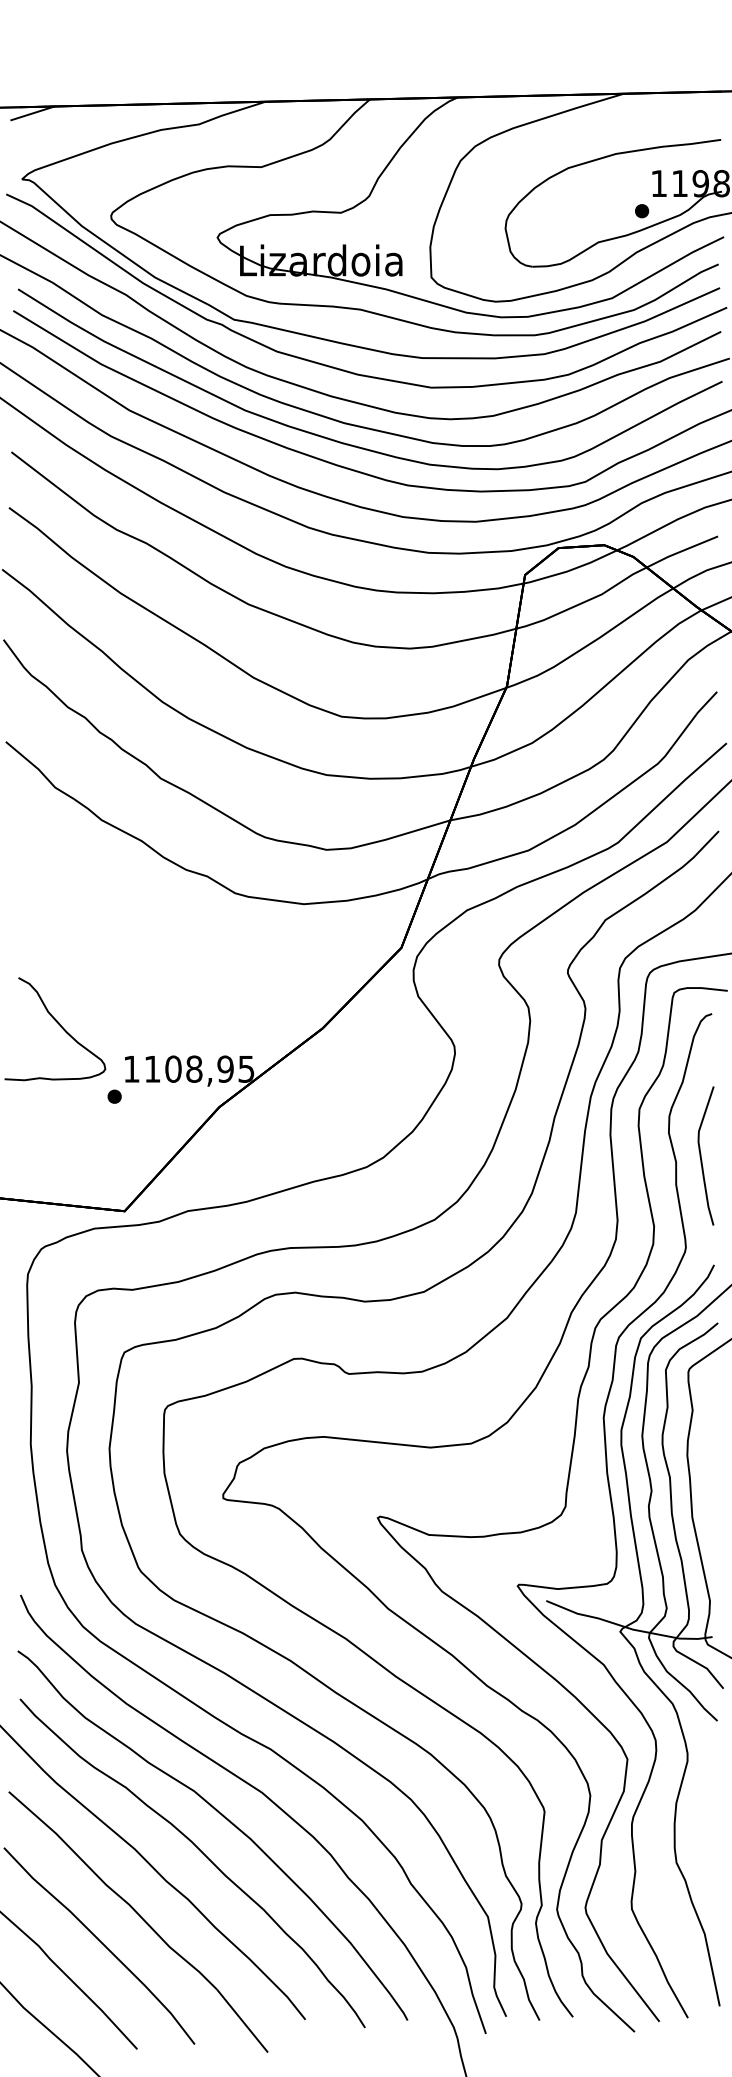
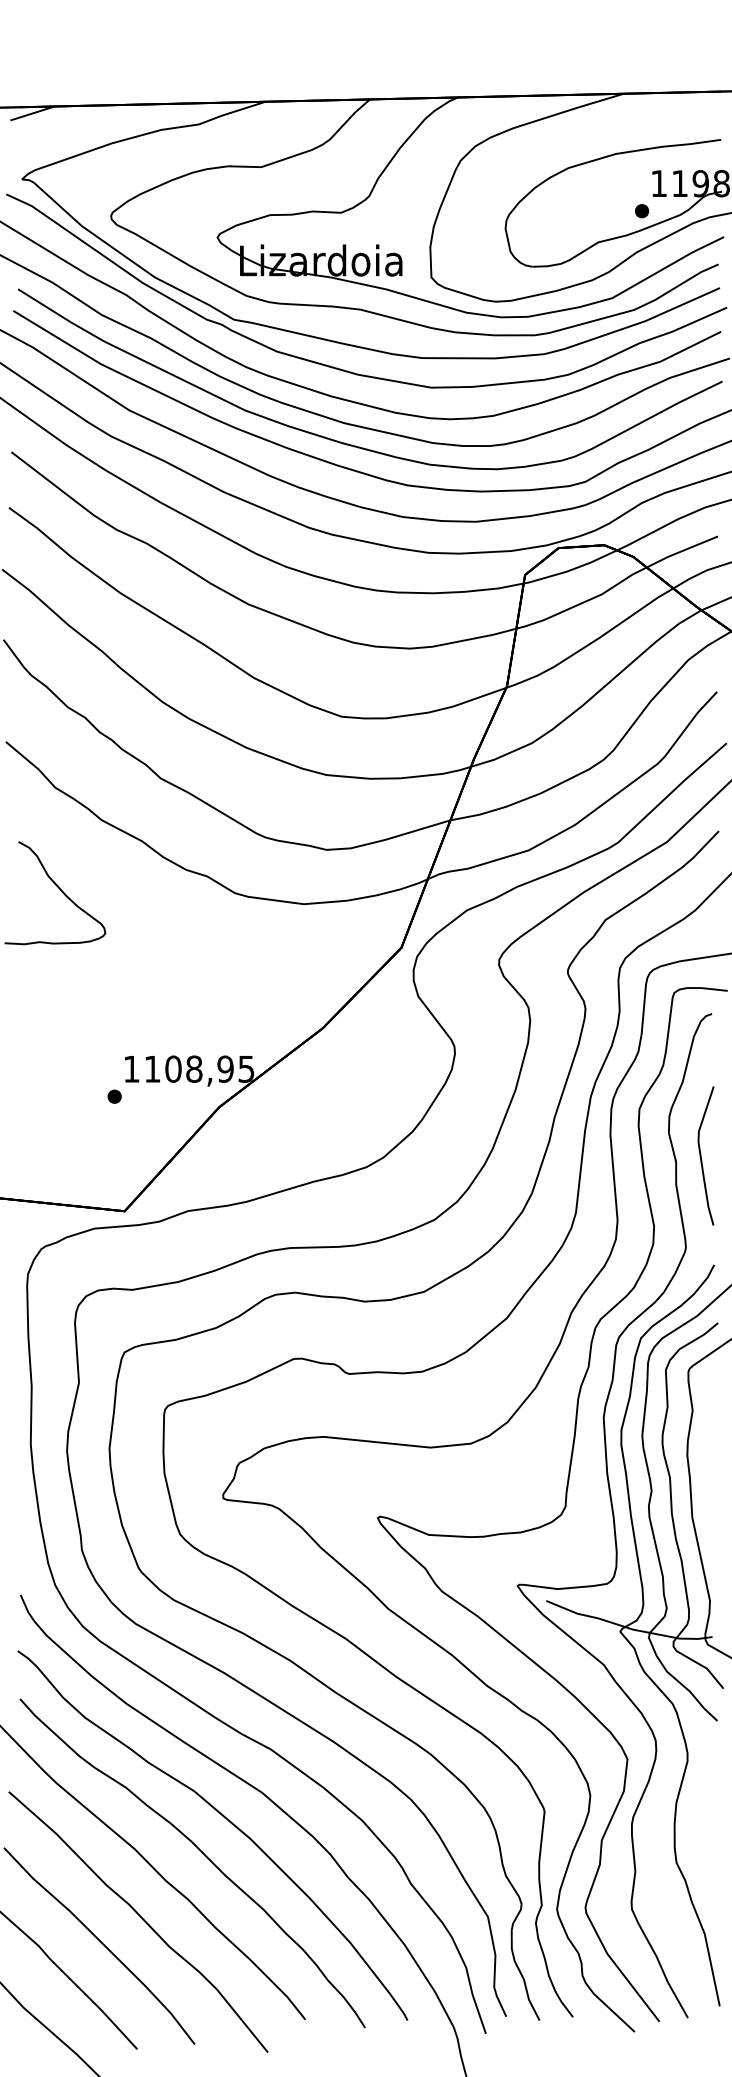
curve position: (59, 1025) -> (59, 889) (59, 889)
